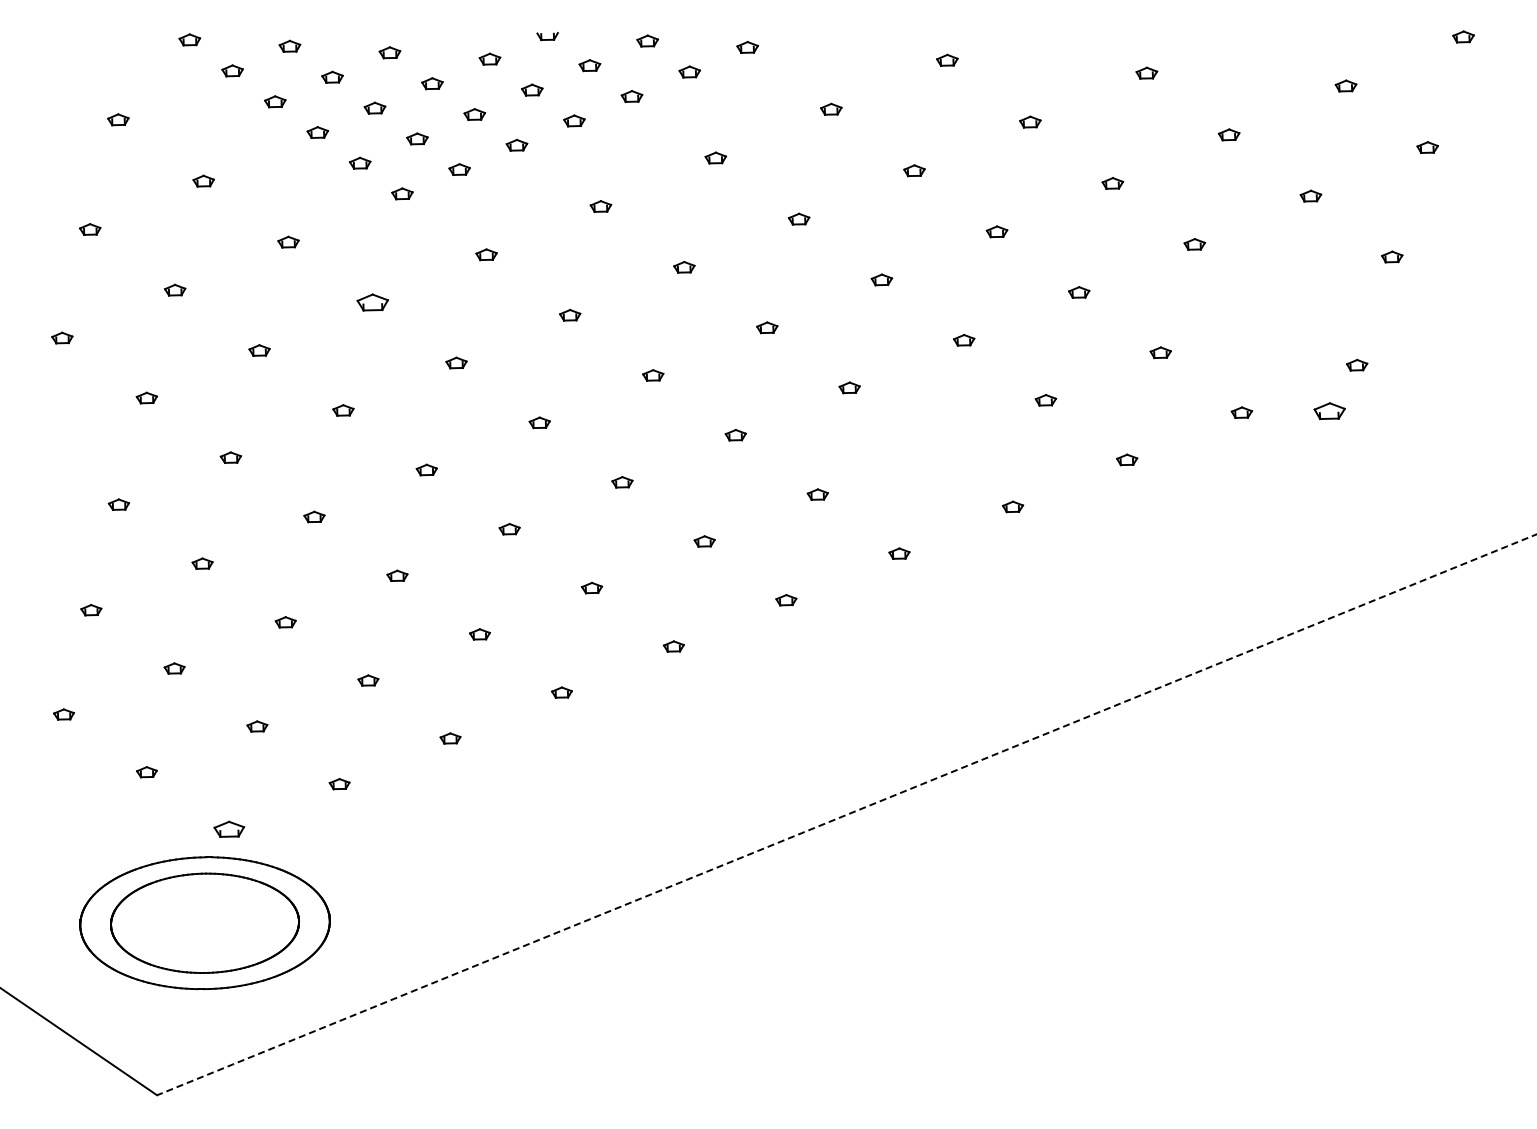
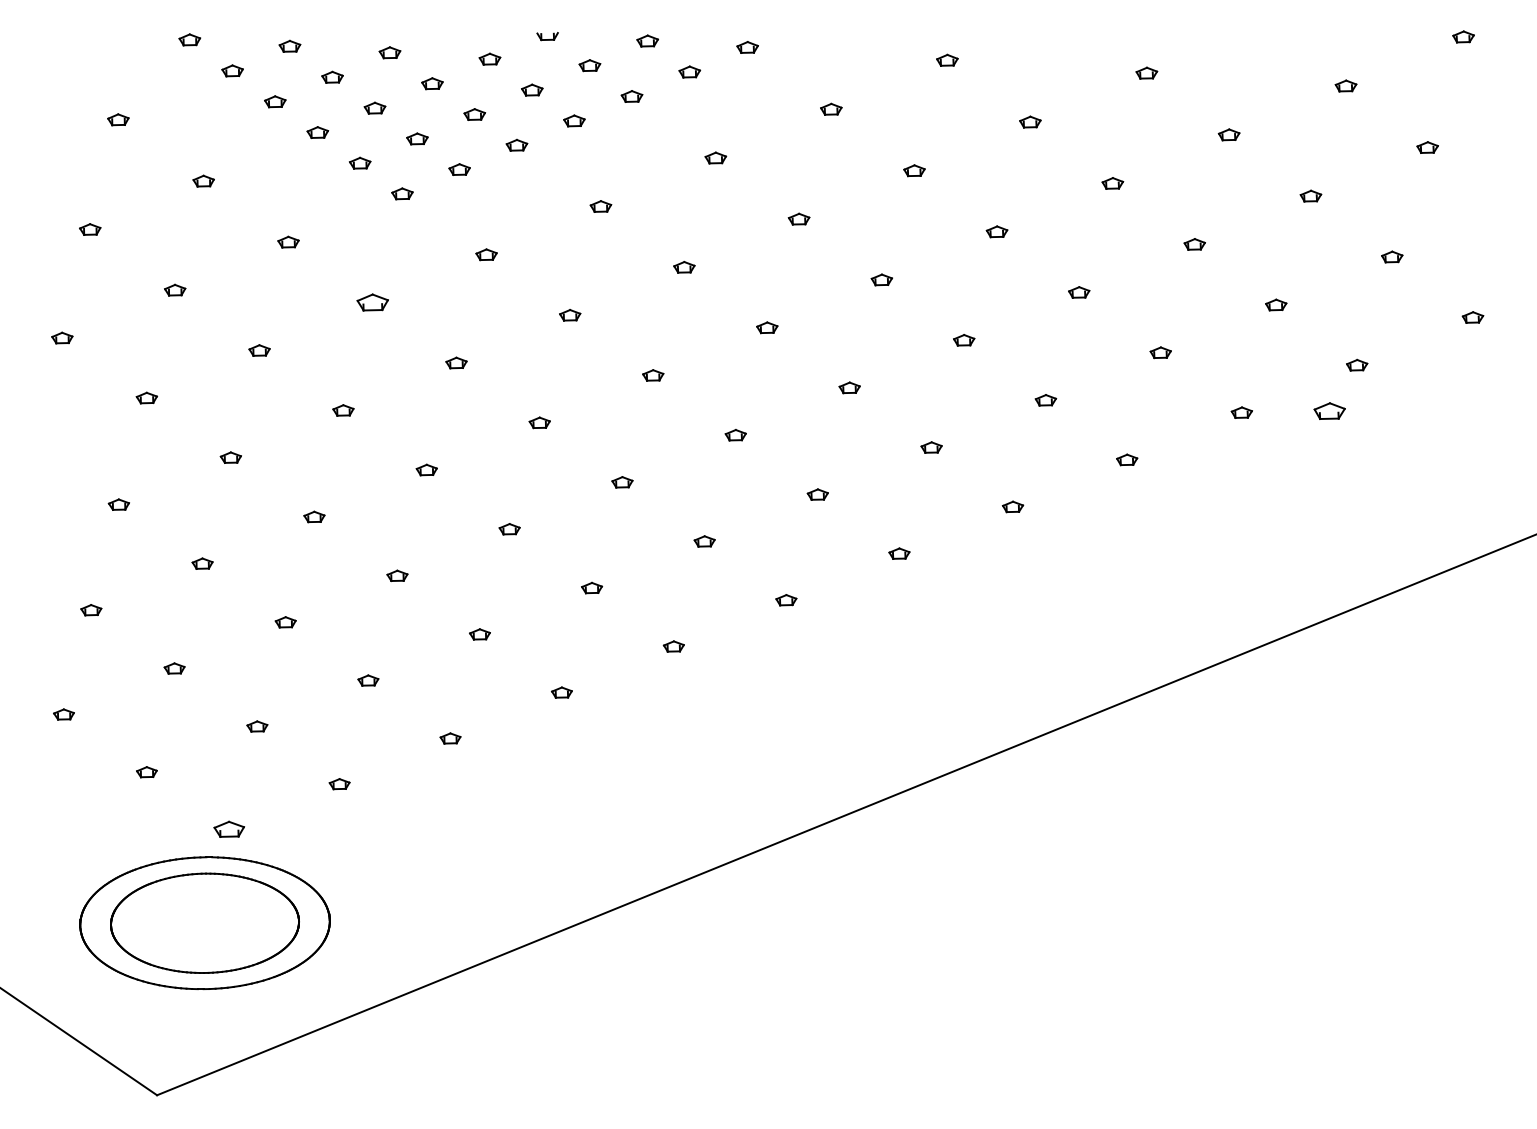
part: none -> present (1276, 304)
part: none -> present (1472, 317)
part: none -> present (931, 447)
line: dashed -> solid (847, 814)
